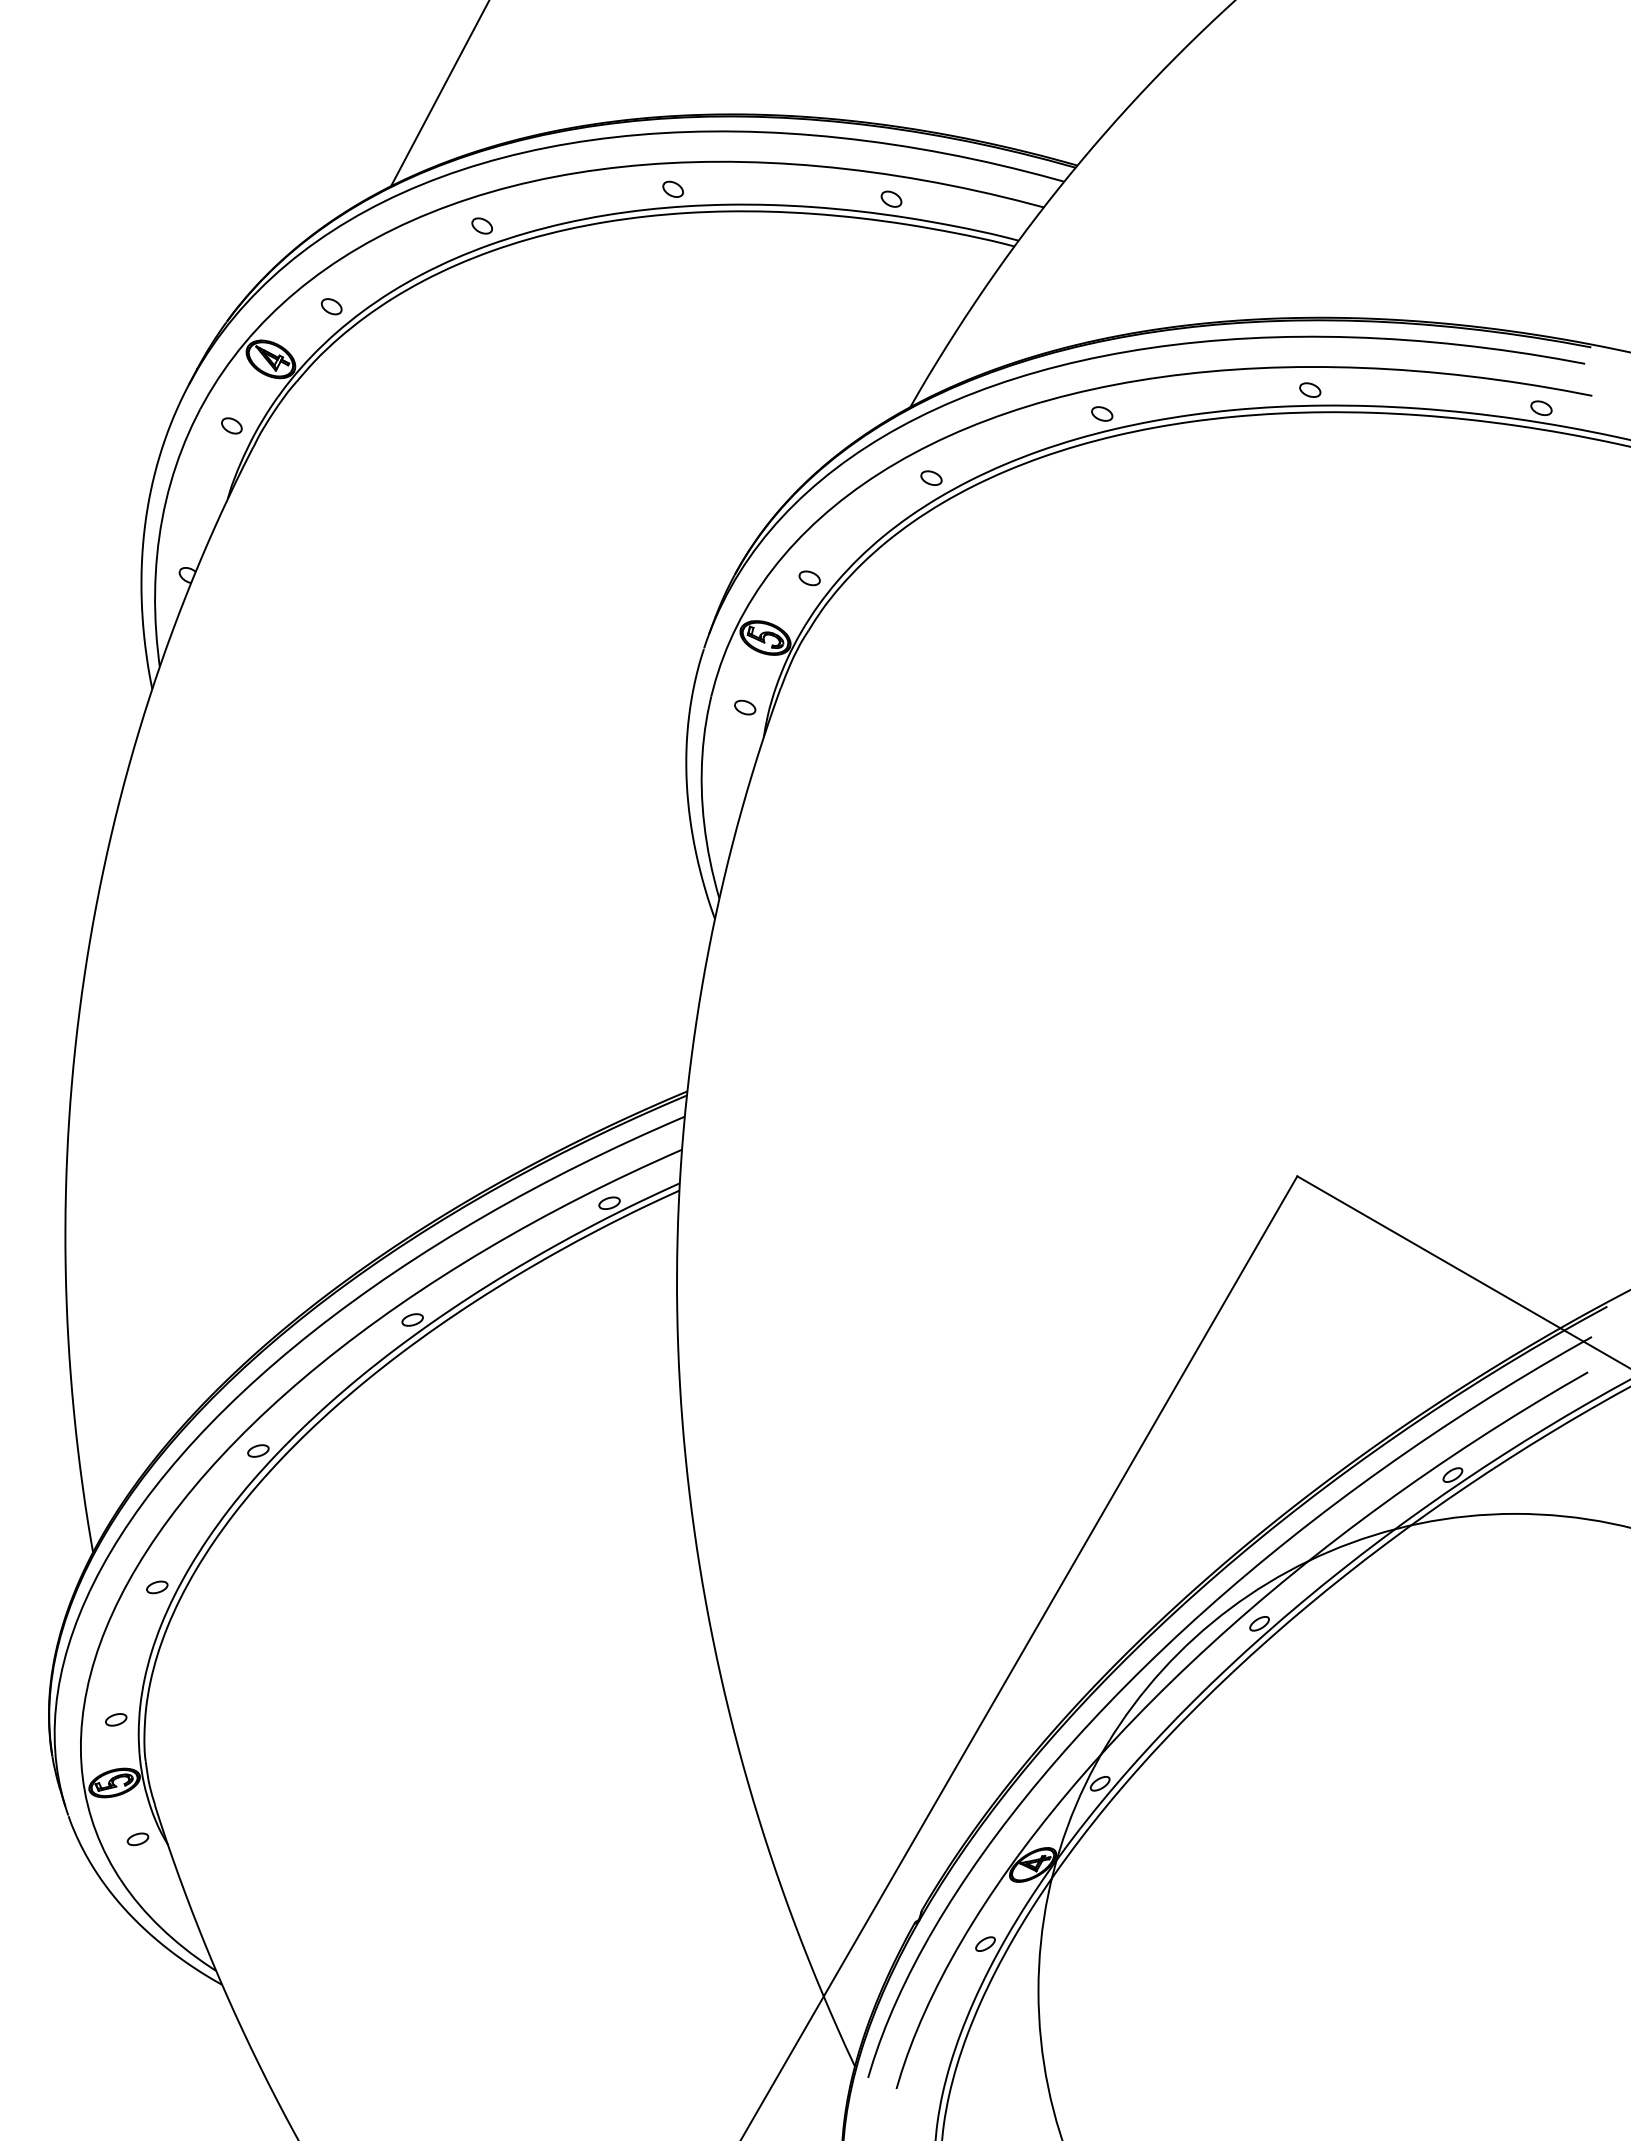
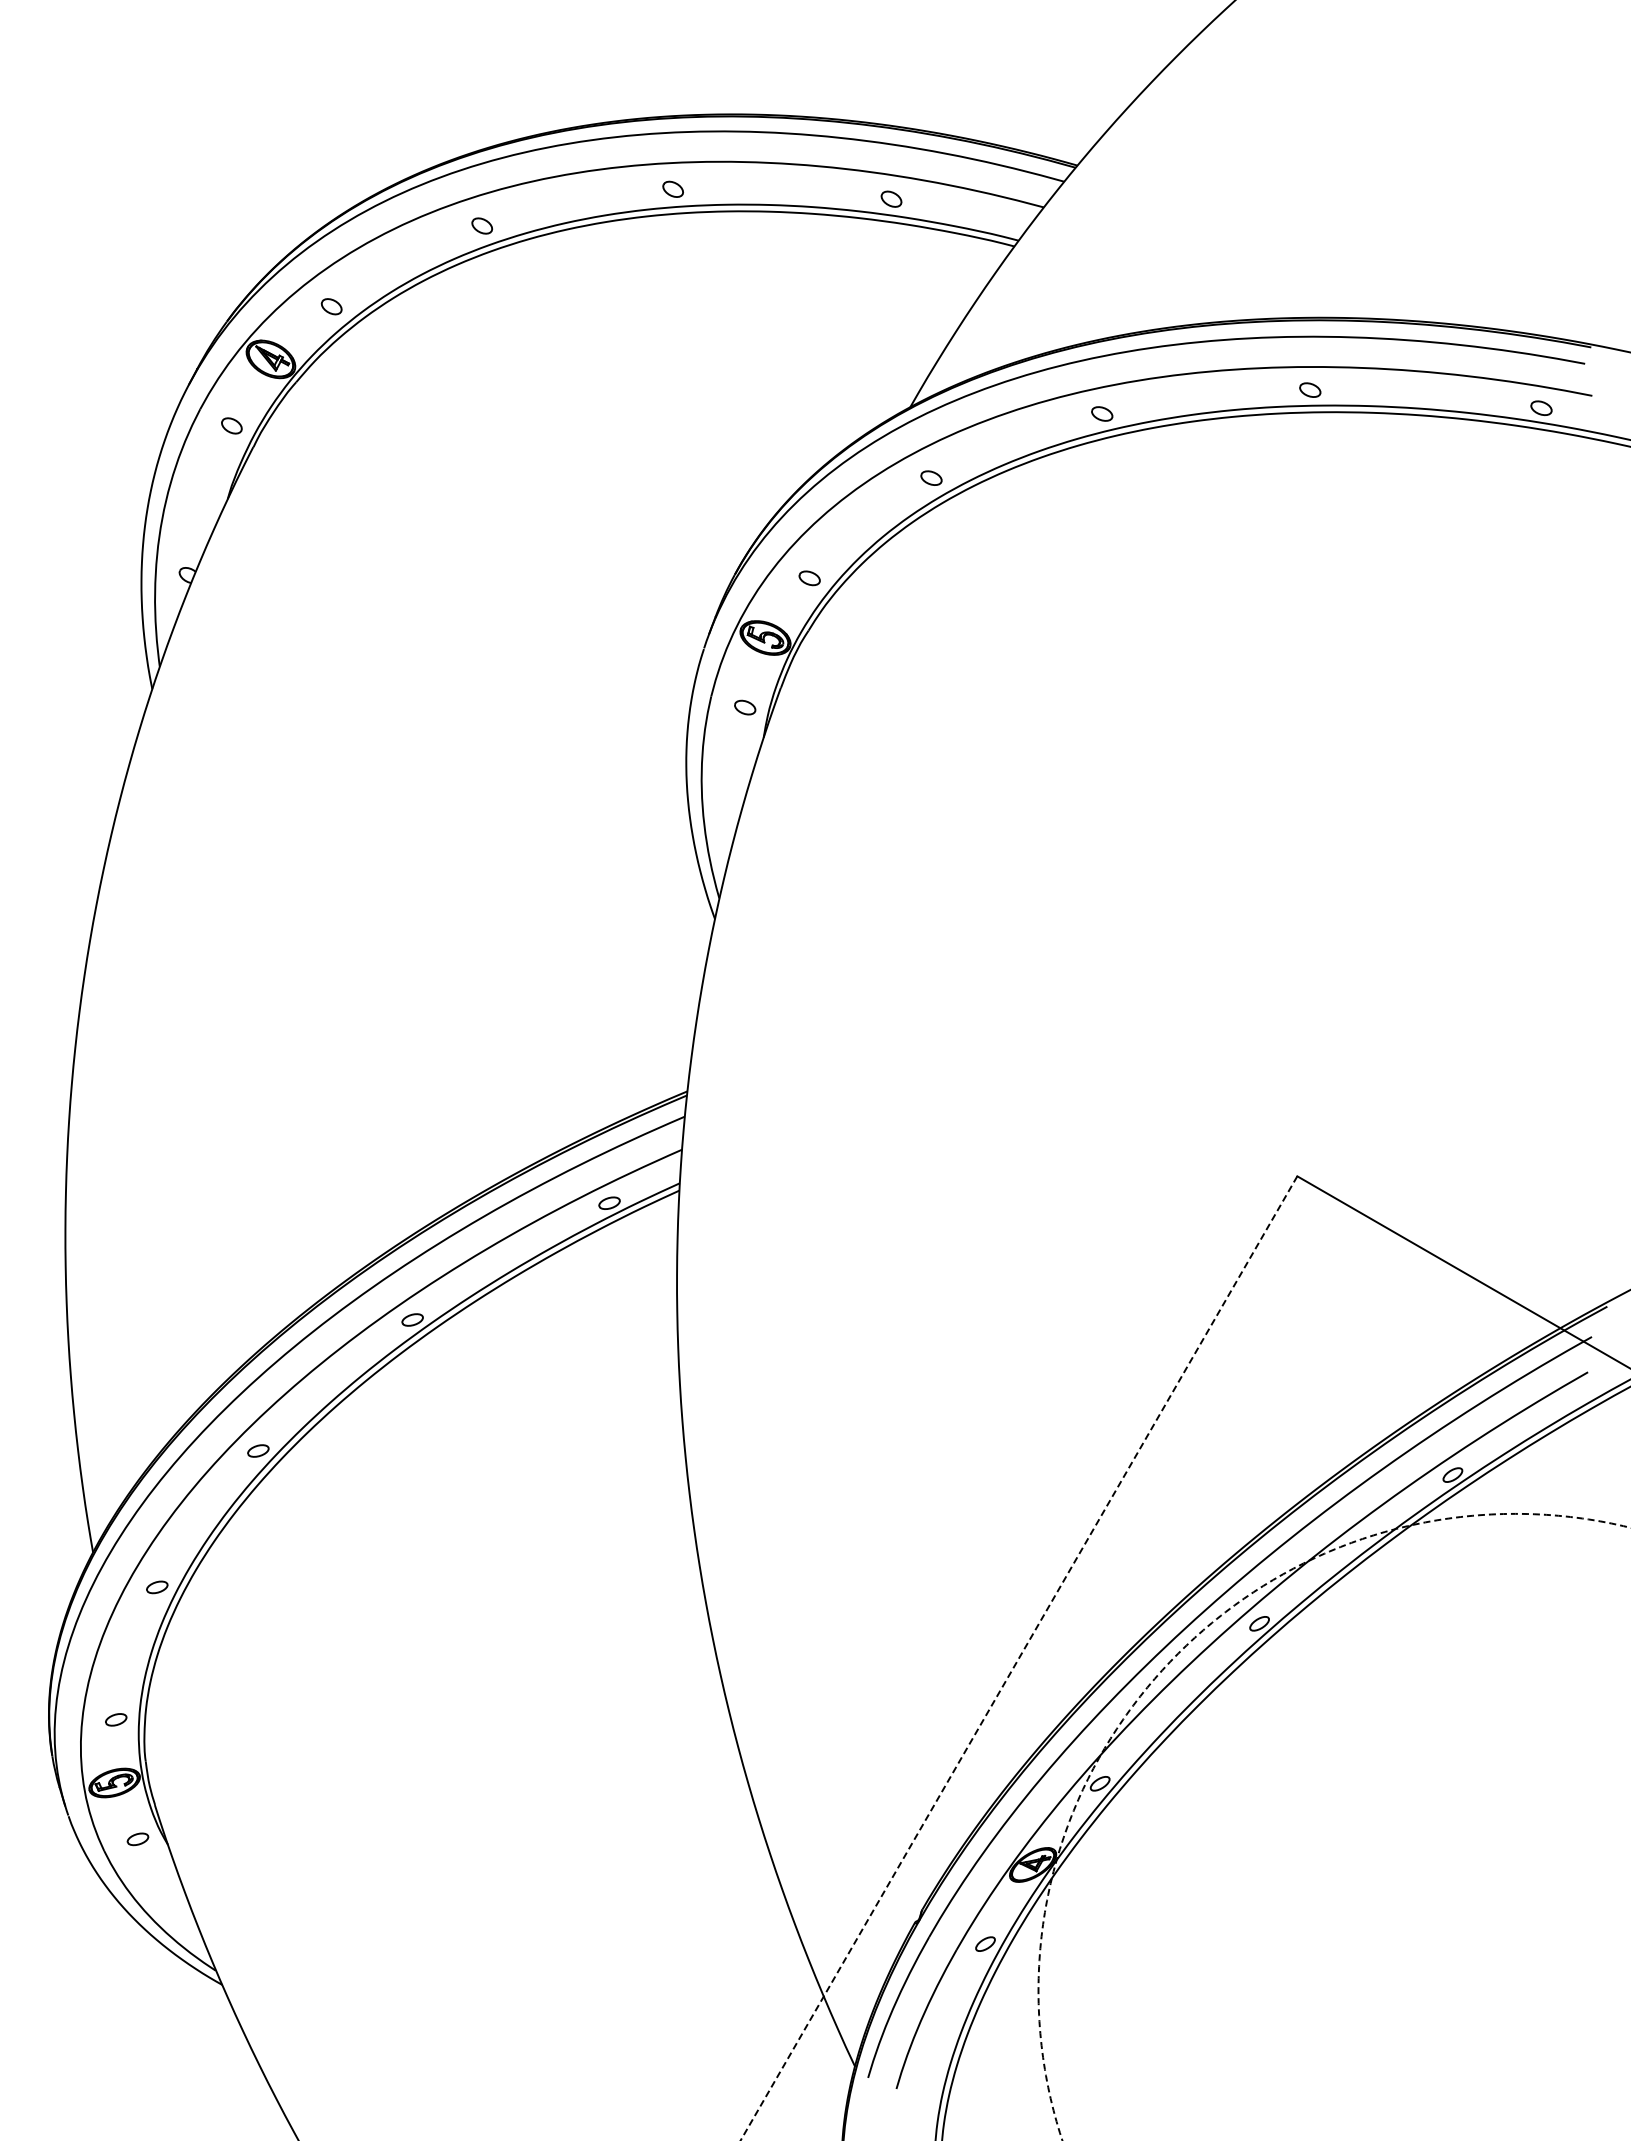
line: present -> none (439, 94)
line: solid -> dashed (1018, 1658)
circle: solid -> dashed (1334, 1826)
